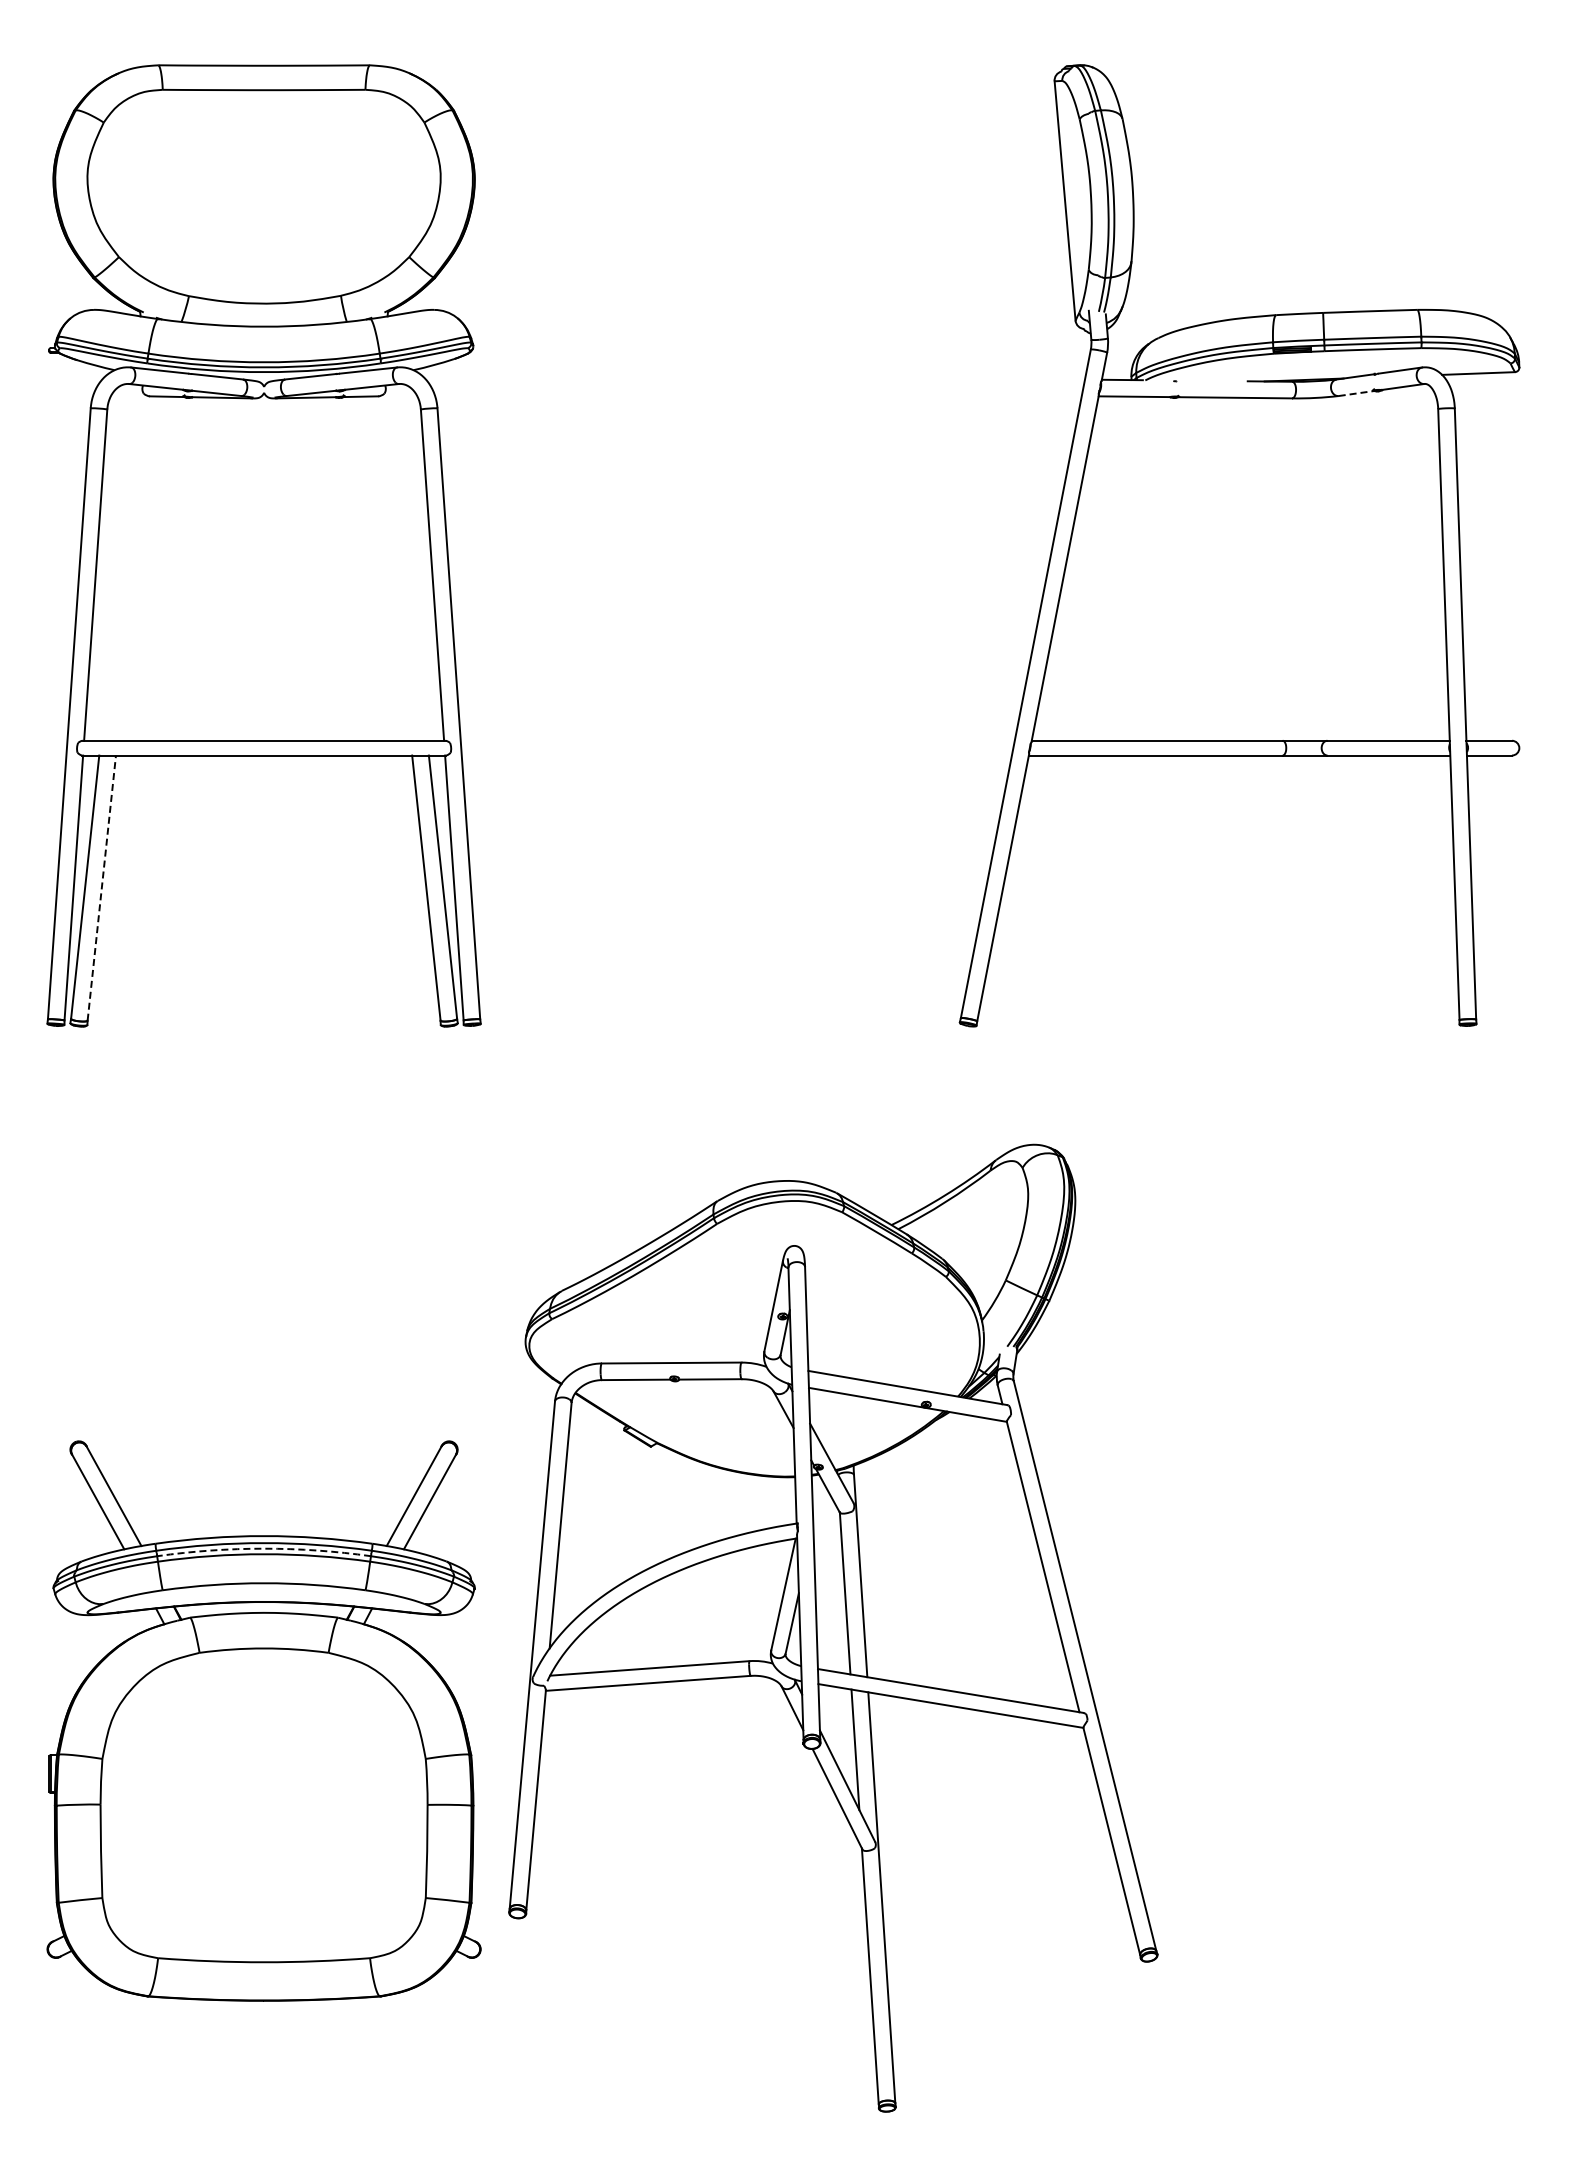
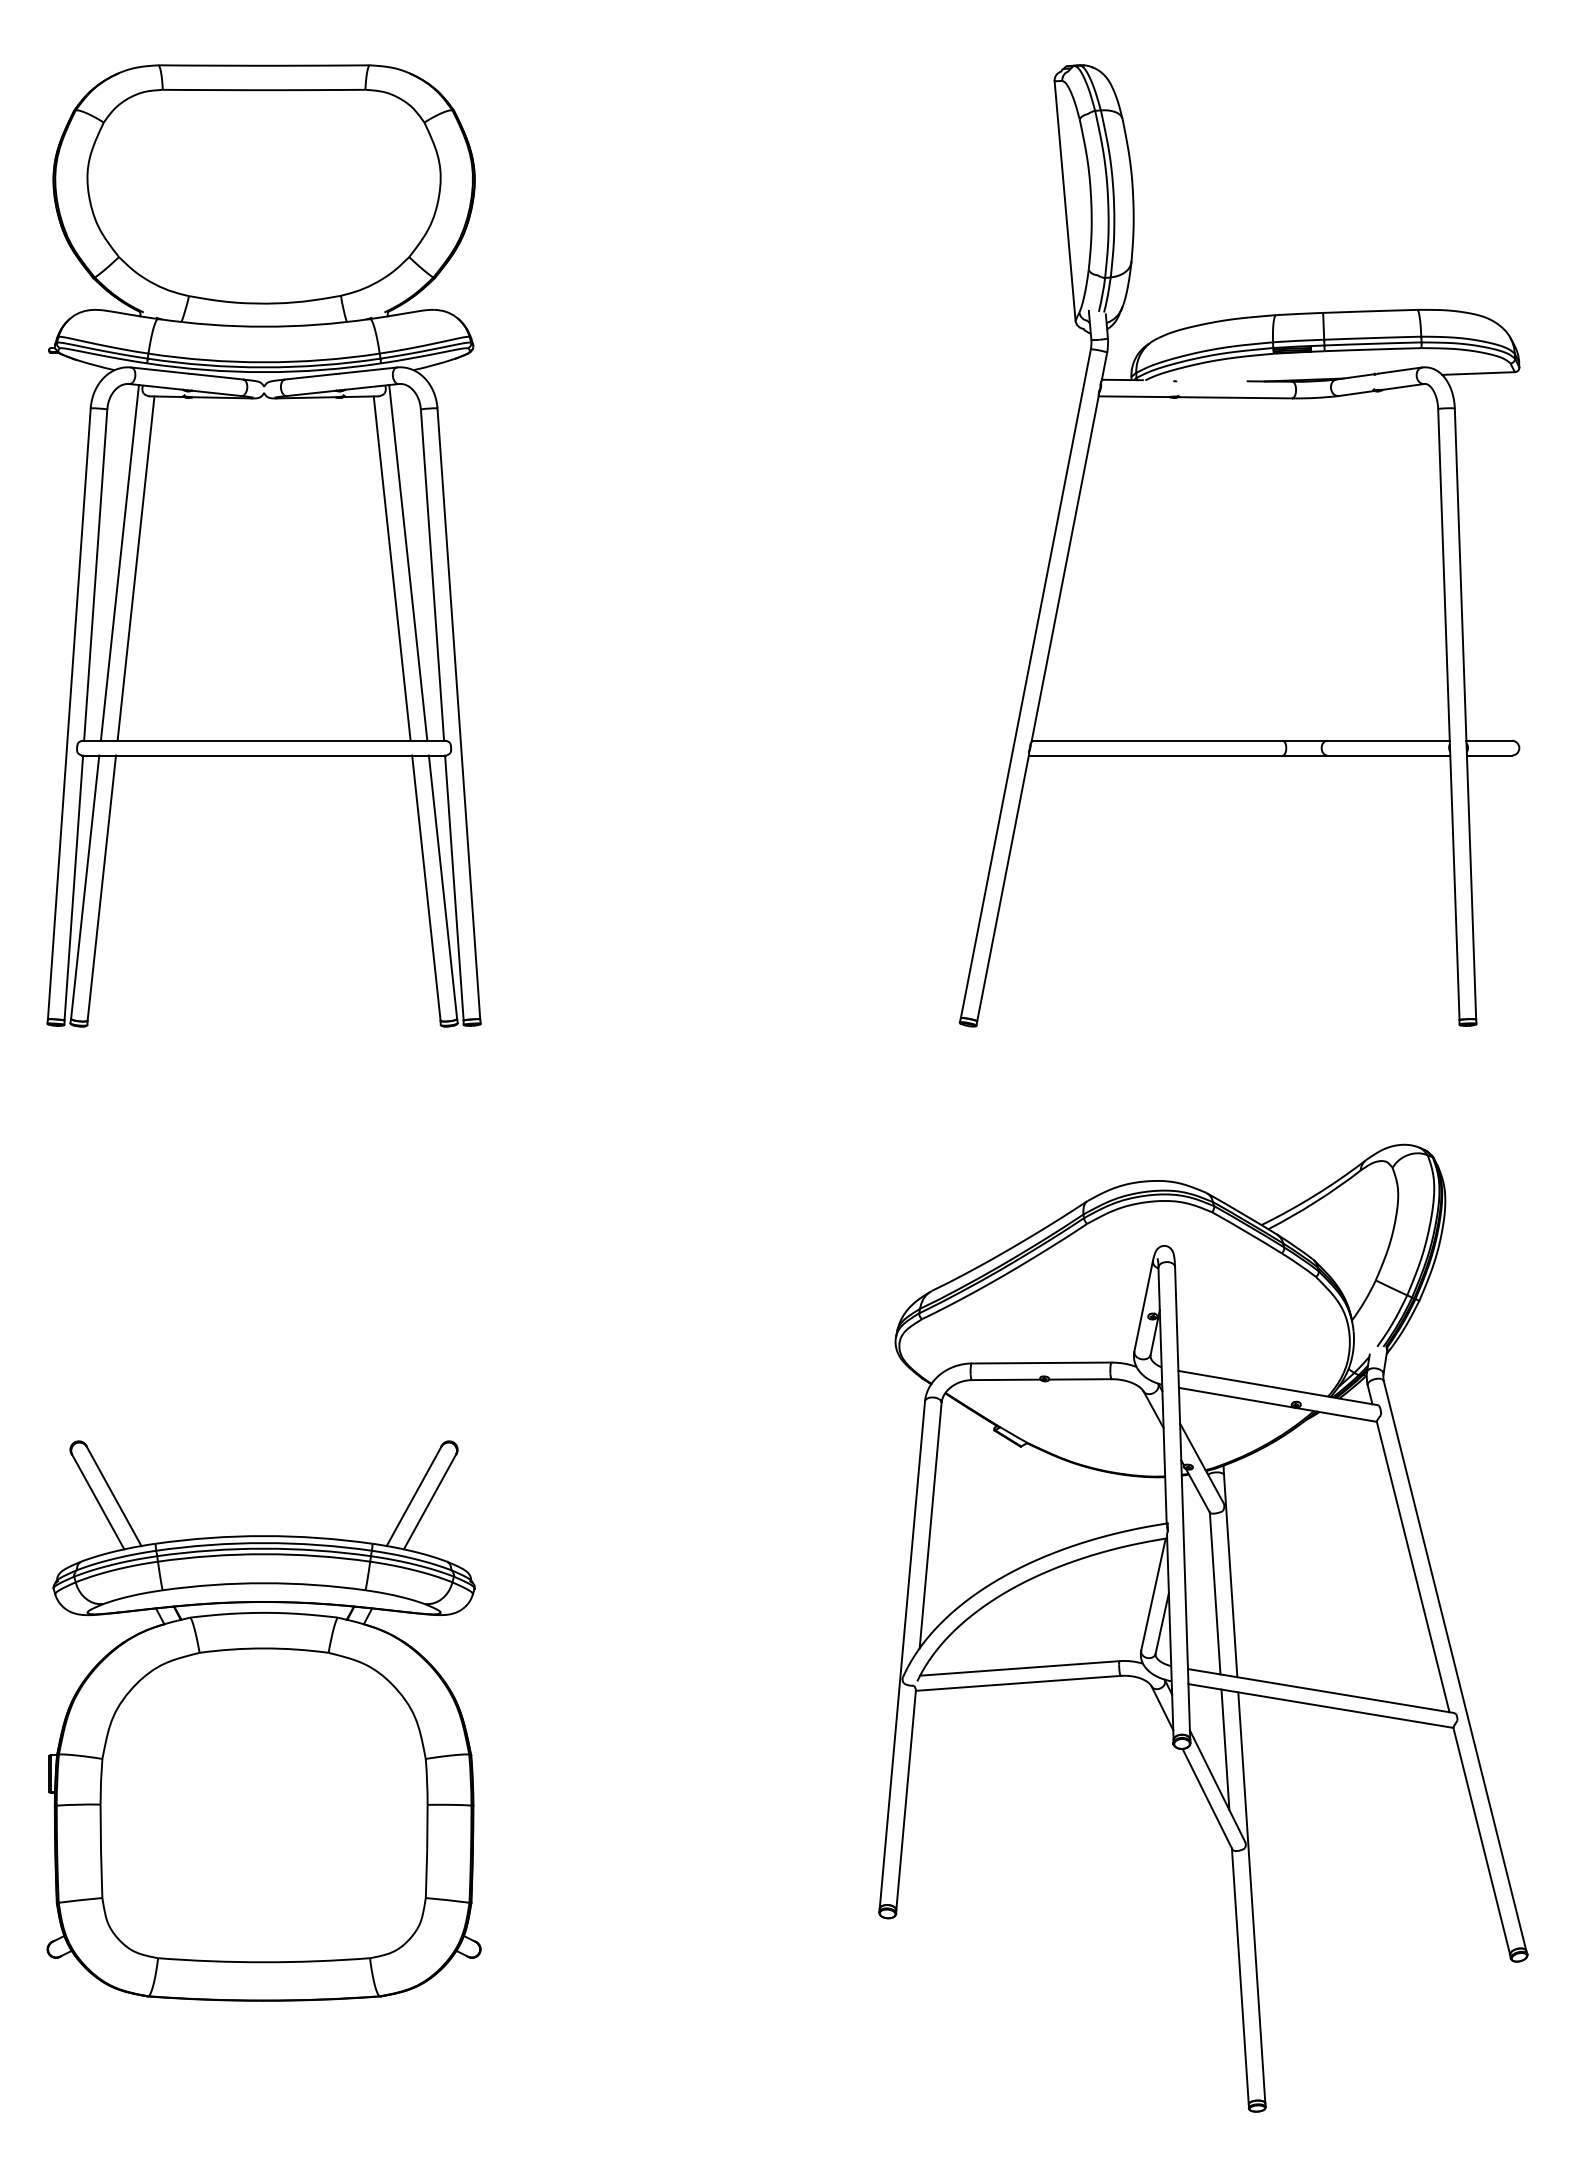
line: dashed -> solid (1357, 393)
line: none -> present (119, 562)
line: none -> present (408, 562)
line: none -> present (135, 568)
line: none -> present (391, 568)
line: dashed -> solid (101, 887)
arc: dashed -> solid (264, 1548)
part position: (833, 1627) -> (1203, 1627) (1203, 1627)
